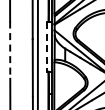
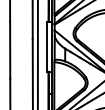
line: dashed -> solid (47, 46)
line: dashed -> solid (10, 50)
